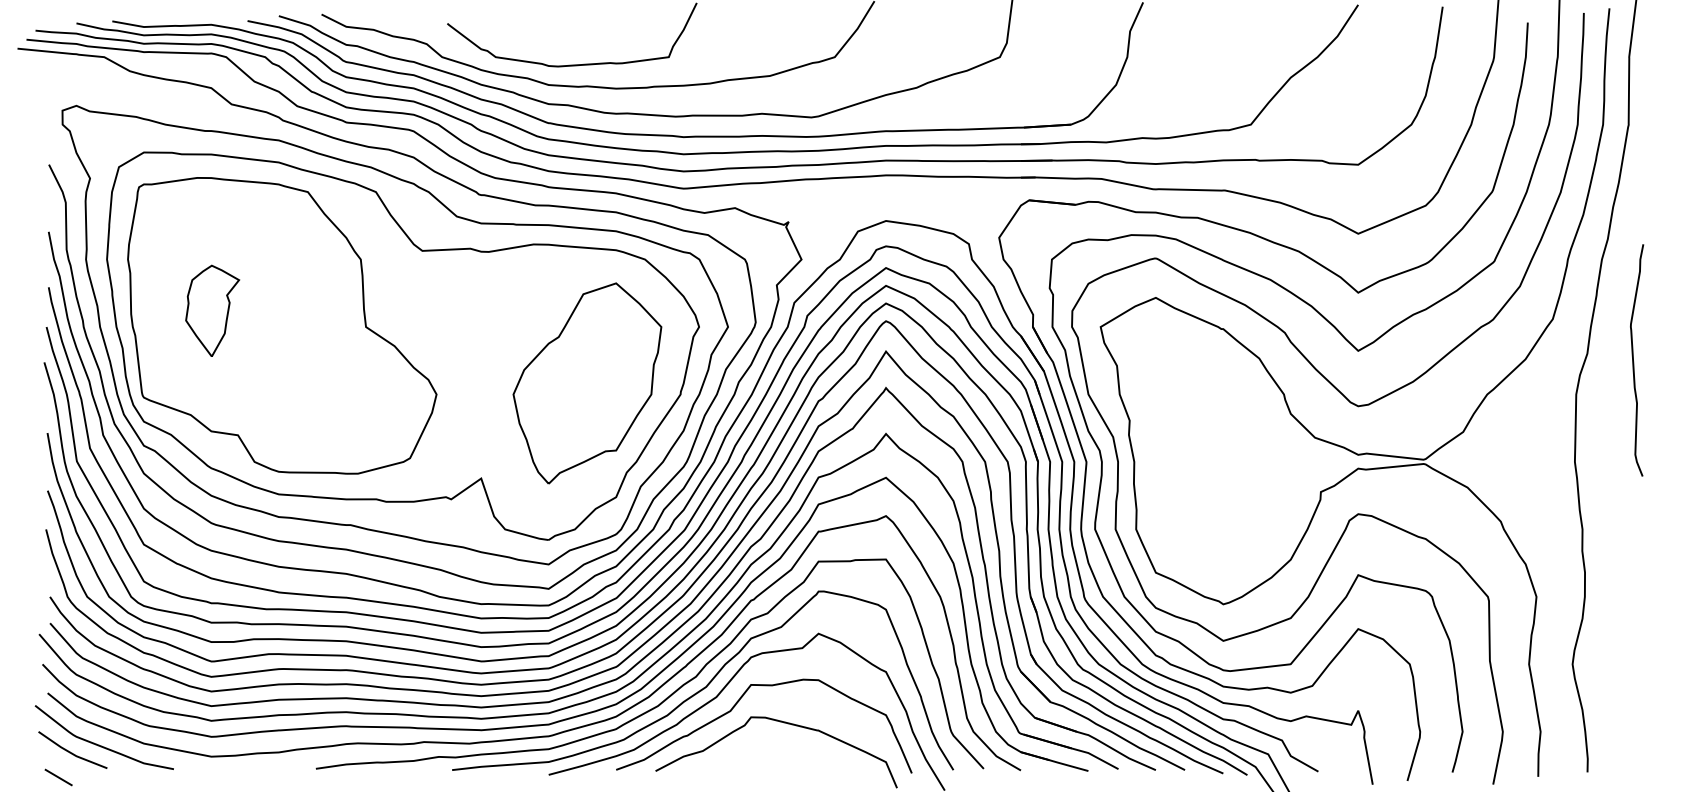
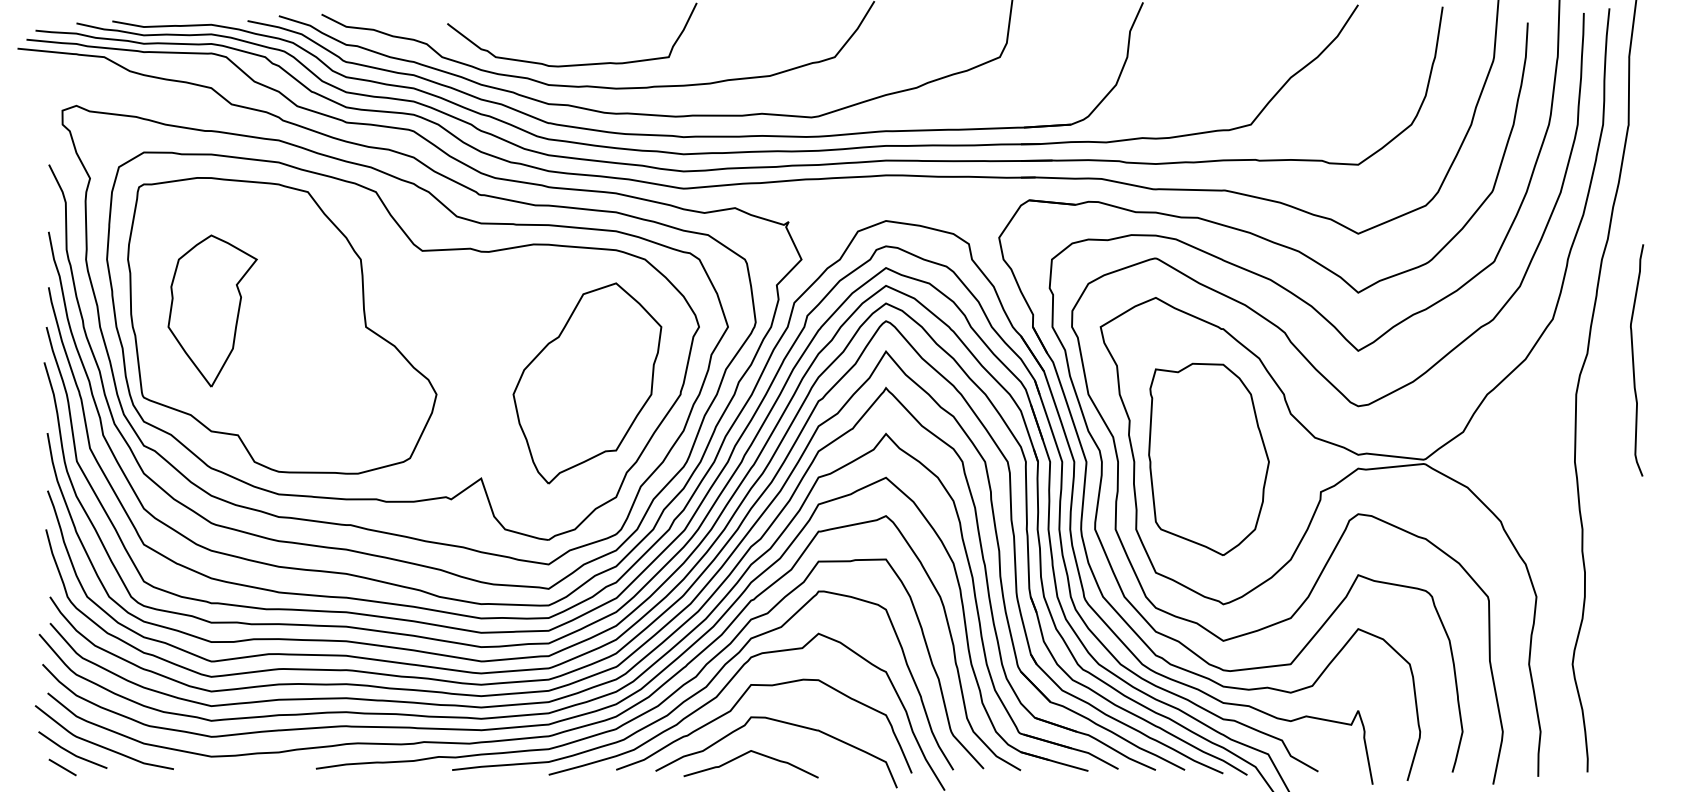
part size: 56x93 px -> 91x154 px (212, 310)
part: none -> present (1208, 458)
curve: none -> present (746, 754)
line position: (58, 777) -> (62, 767) (62, 767)
